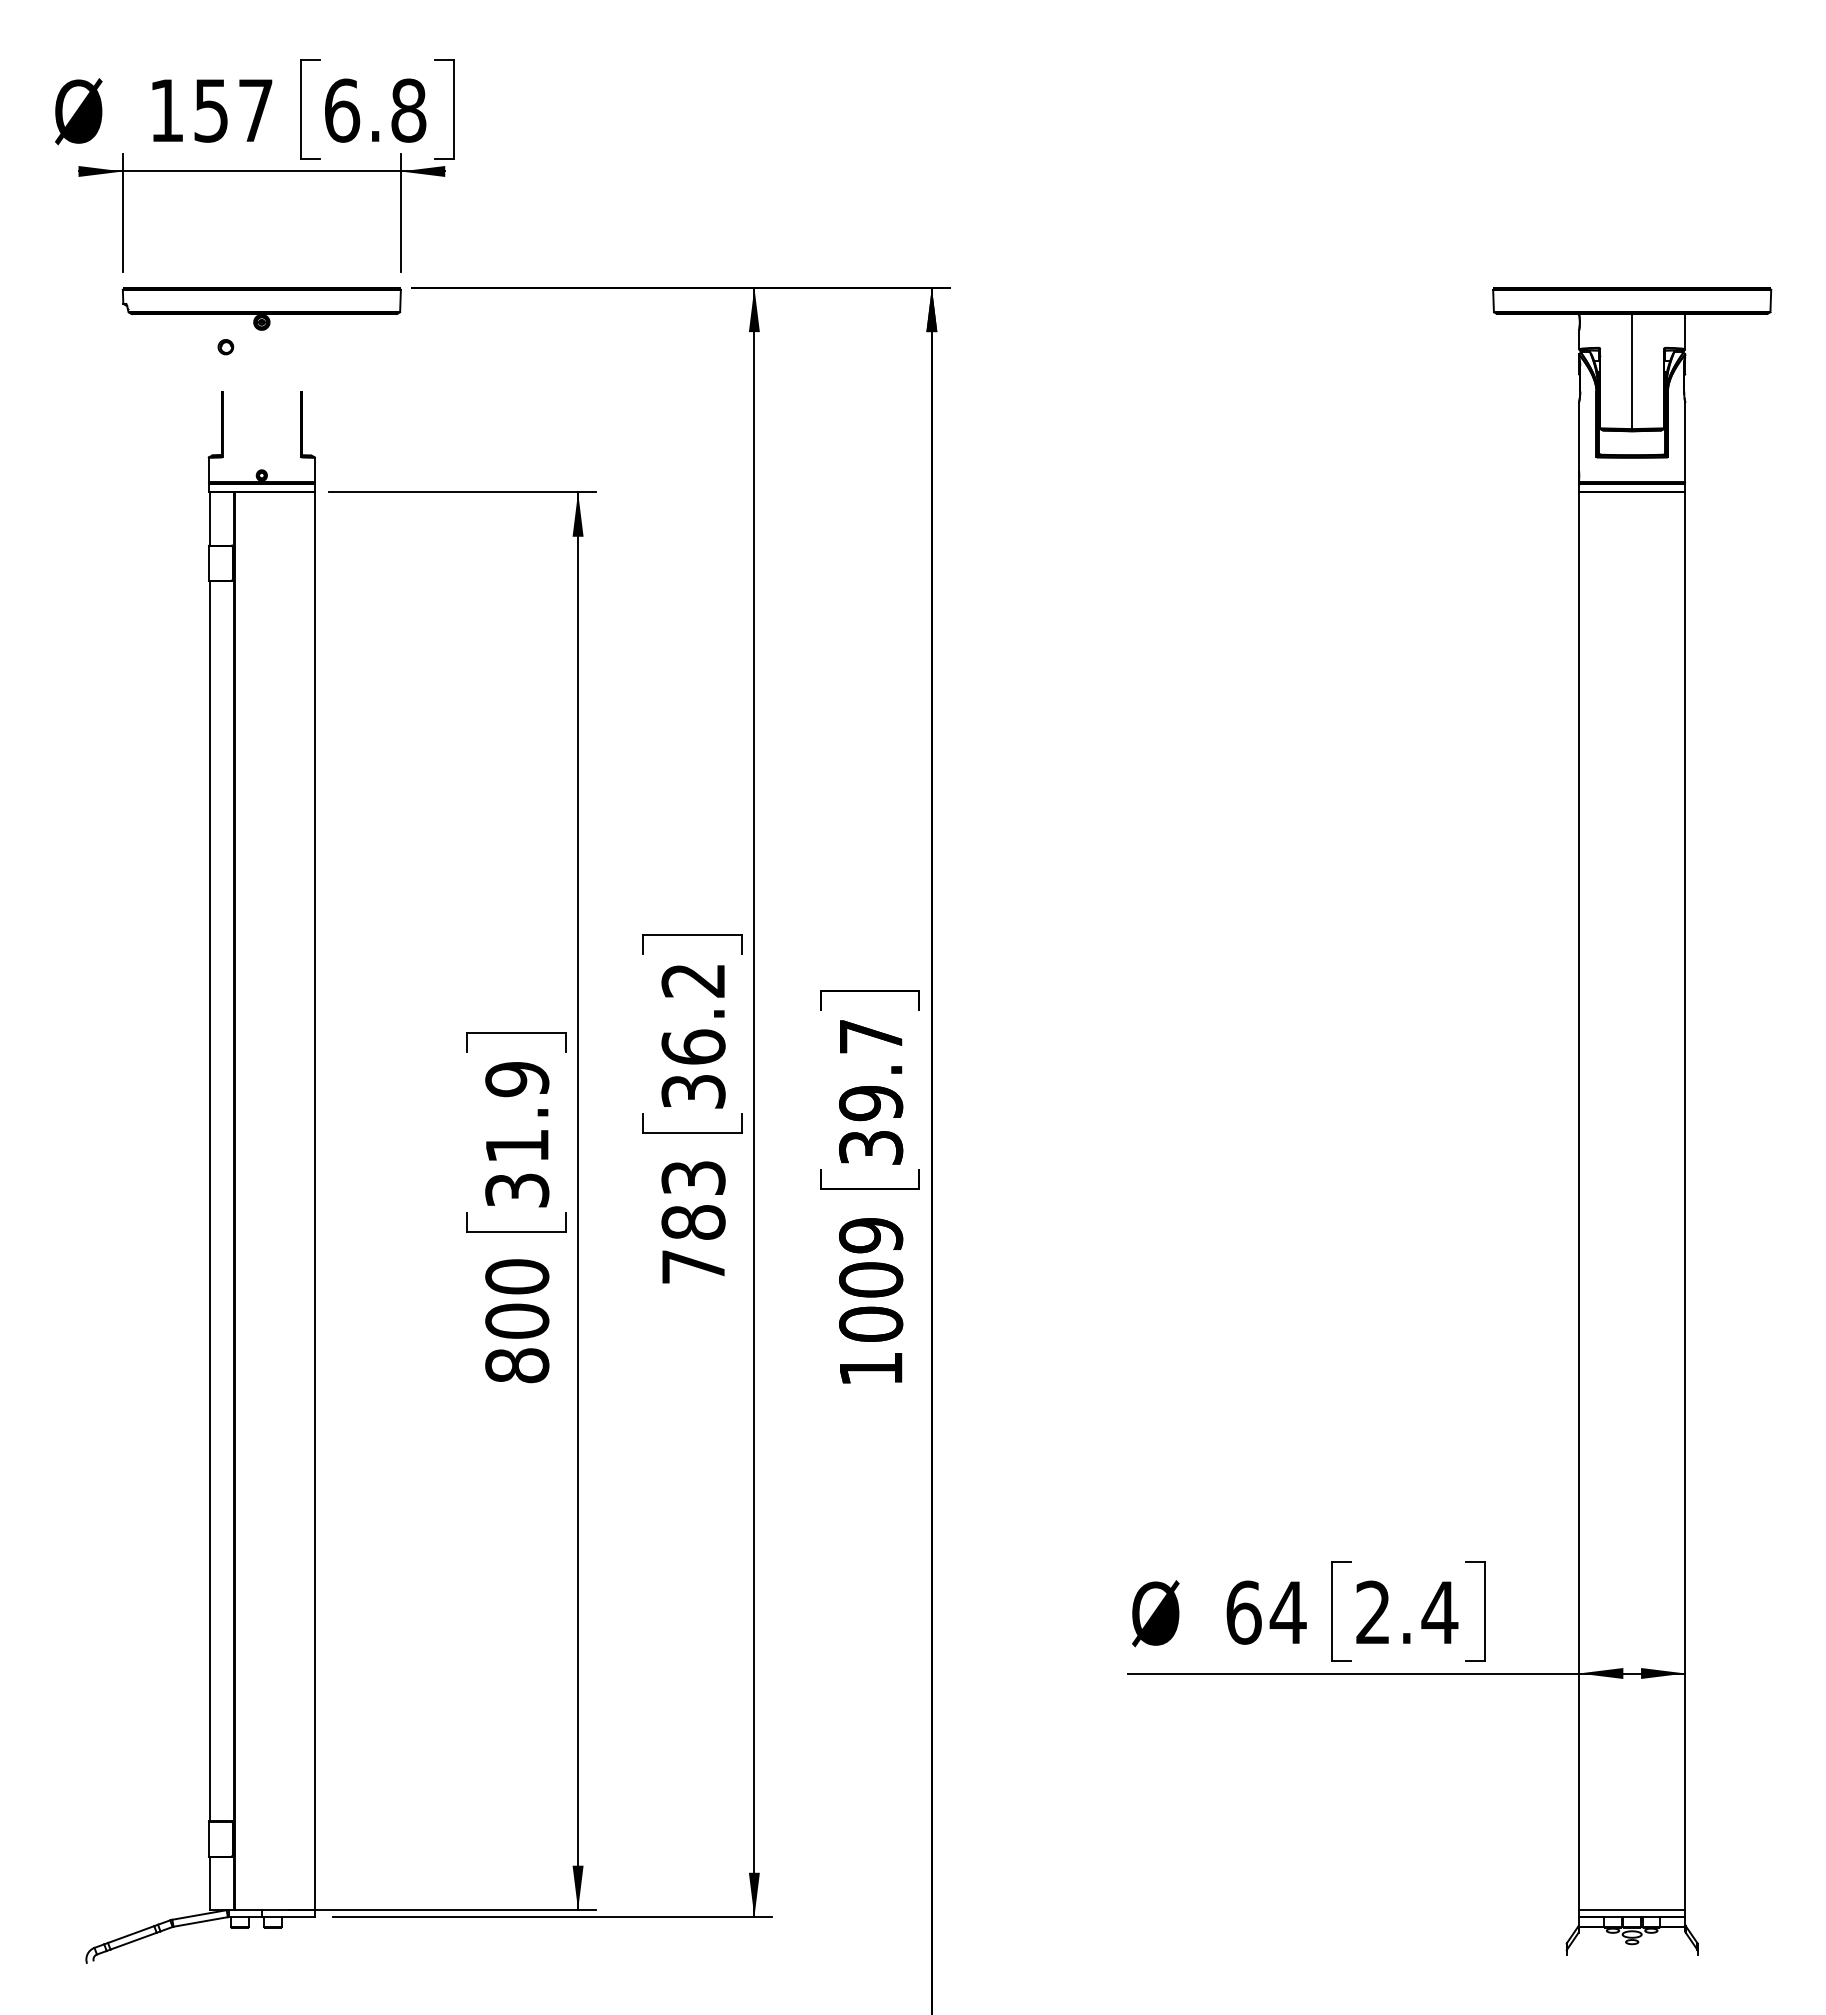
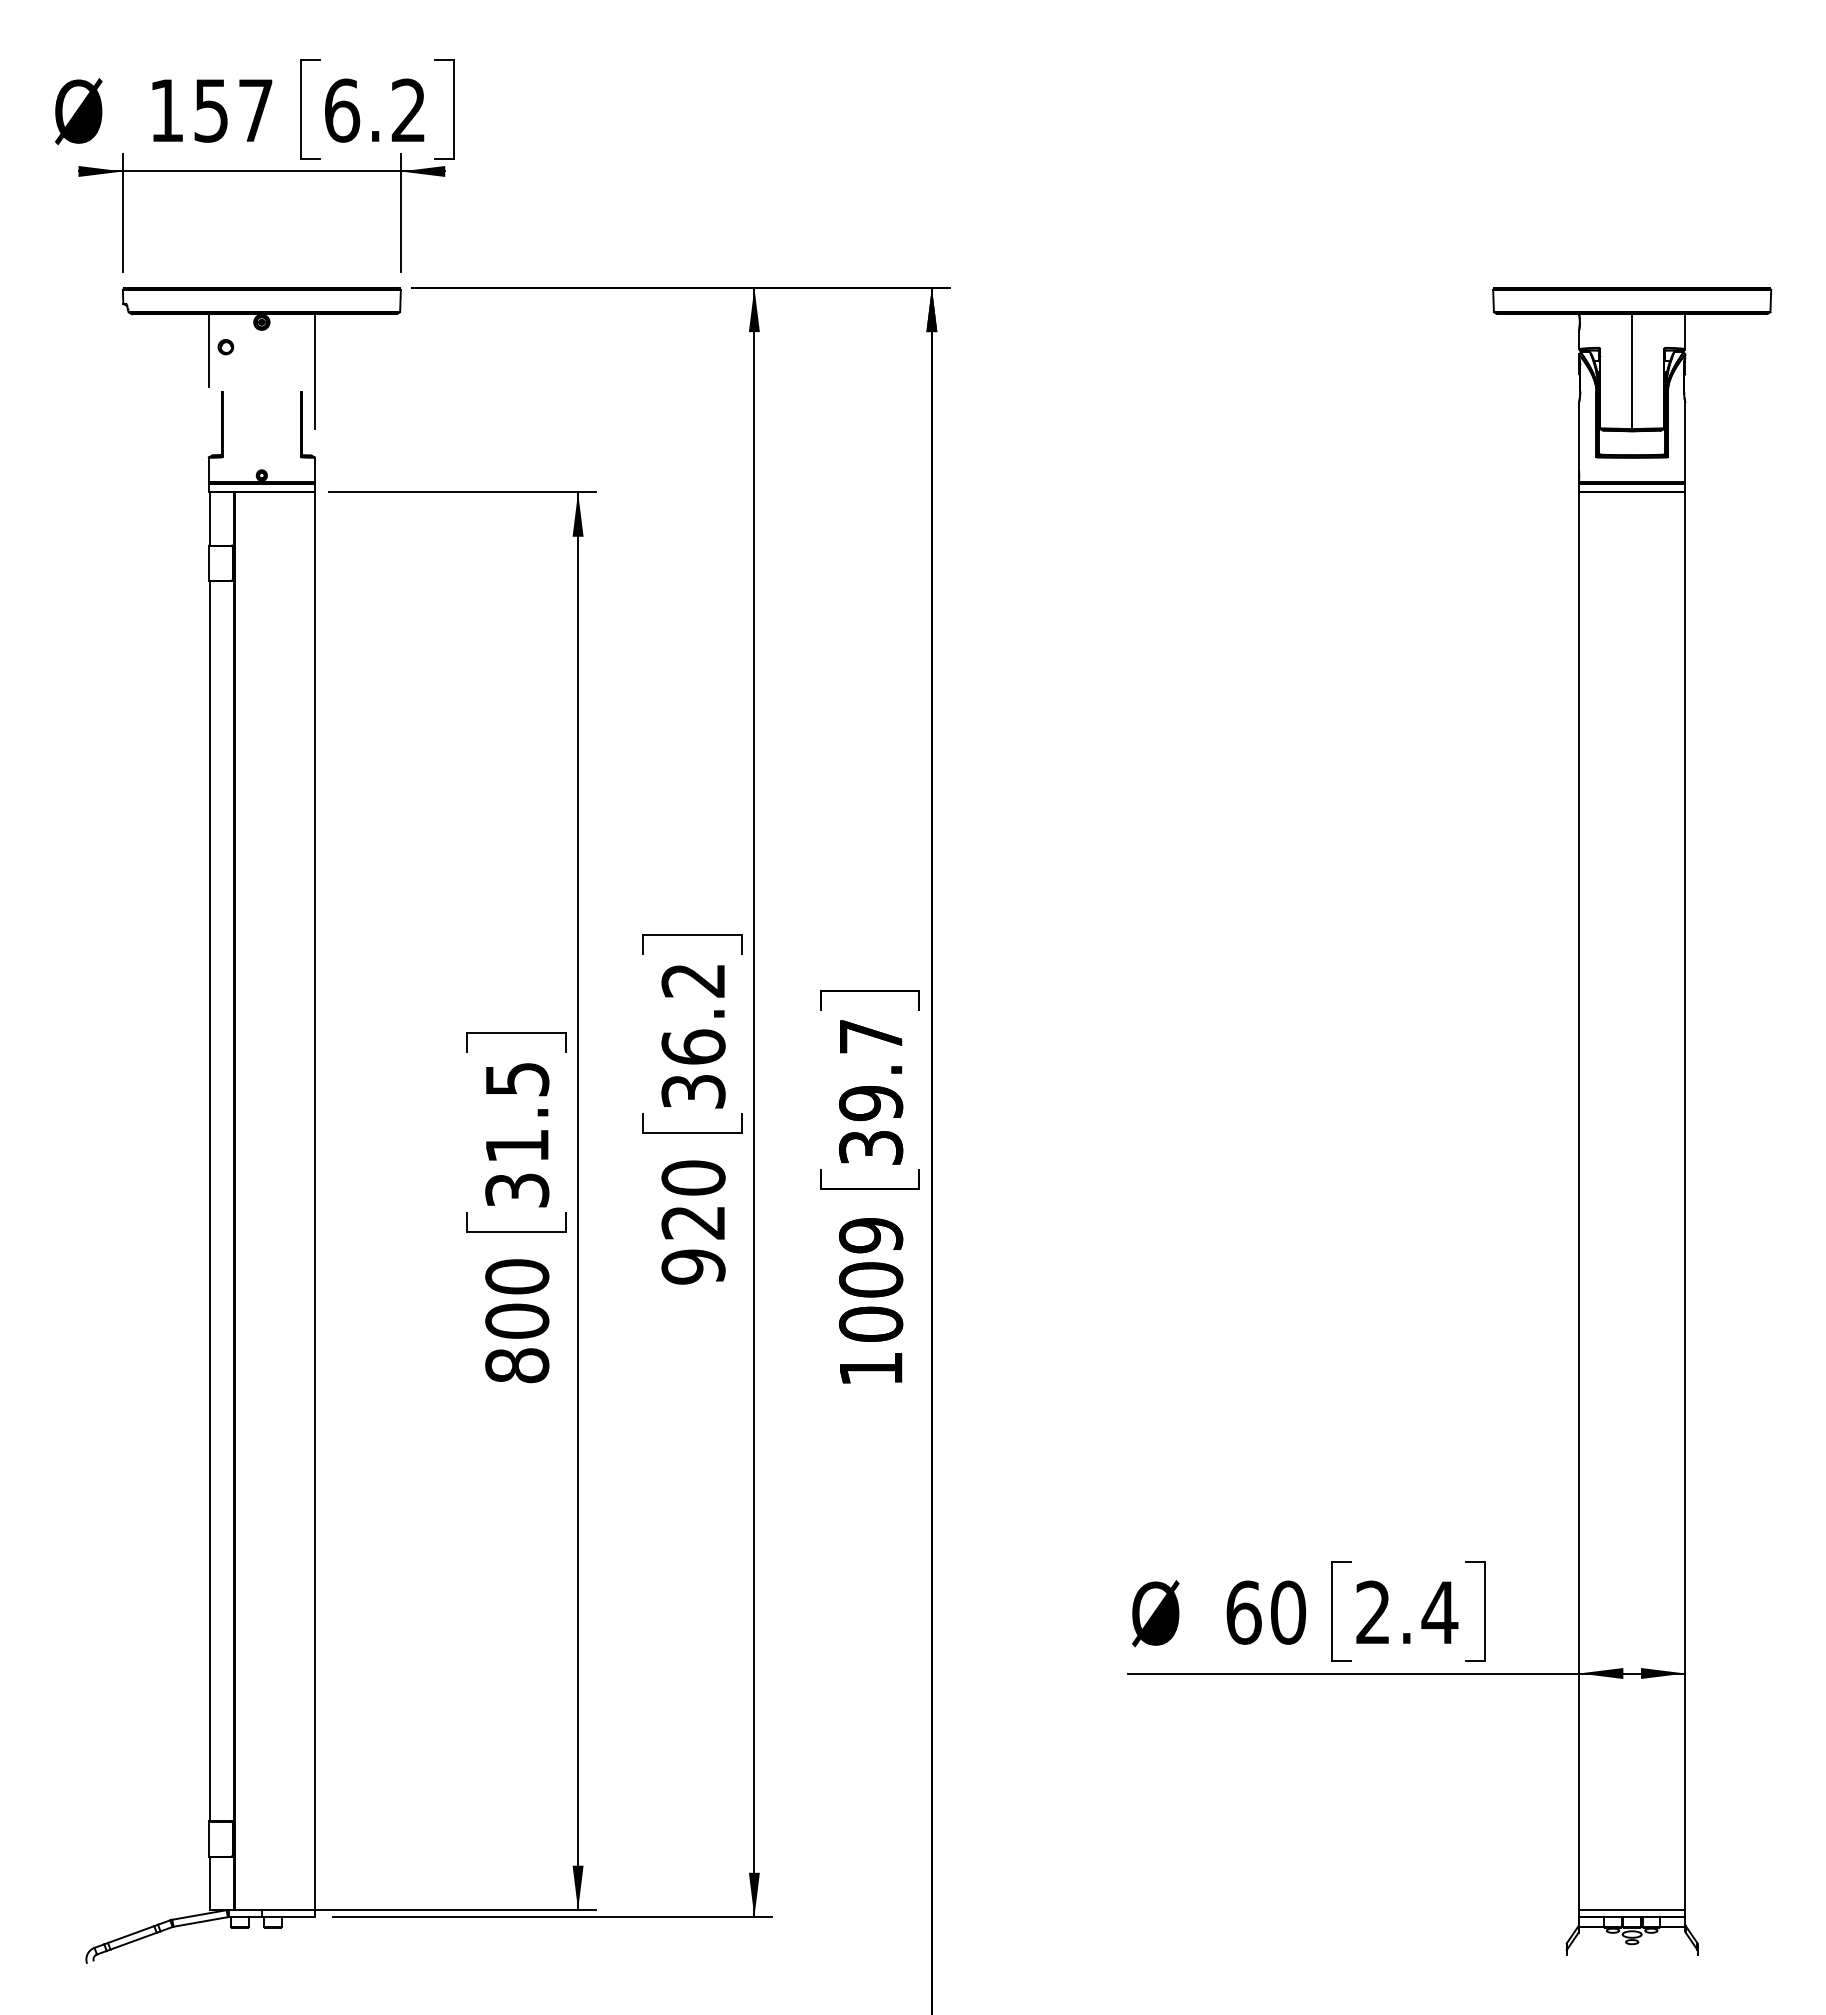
text: 6.8 -> 6.2 (408, 110)
line: none -> present (208, 350)
line: none -> present (314, 371)
text: 31.9 -> 31.5 (517, 1079)
text: 783 -> 920 (693, 1222)
text: 64 -> 60 (1287, 1612)
